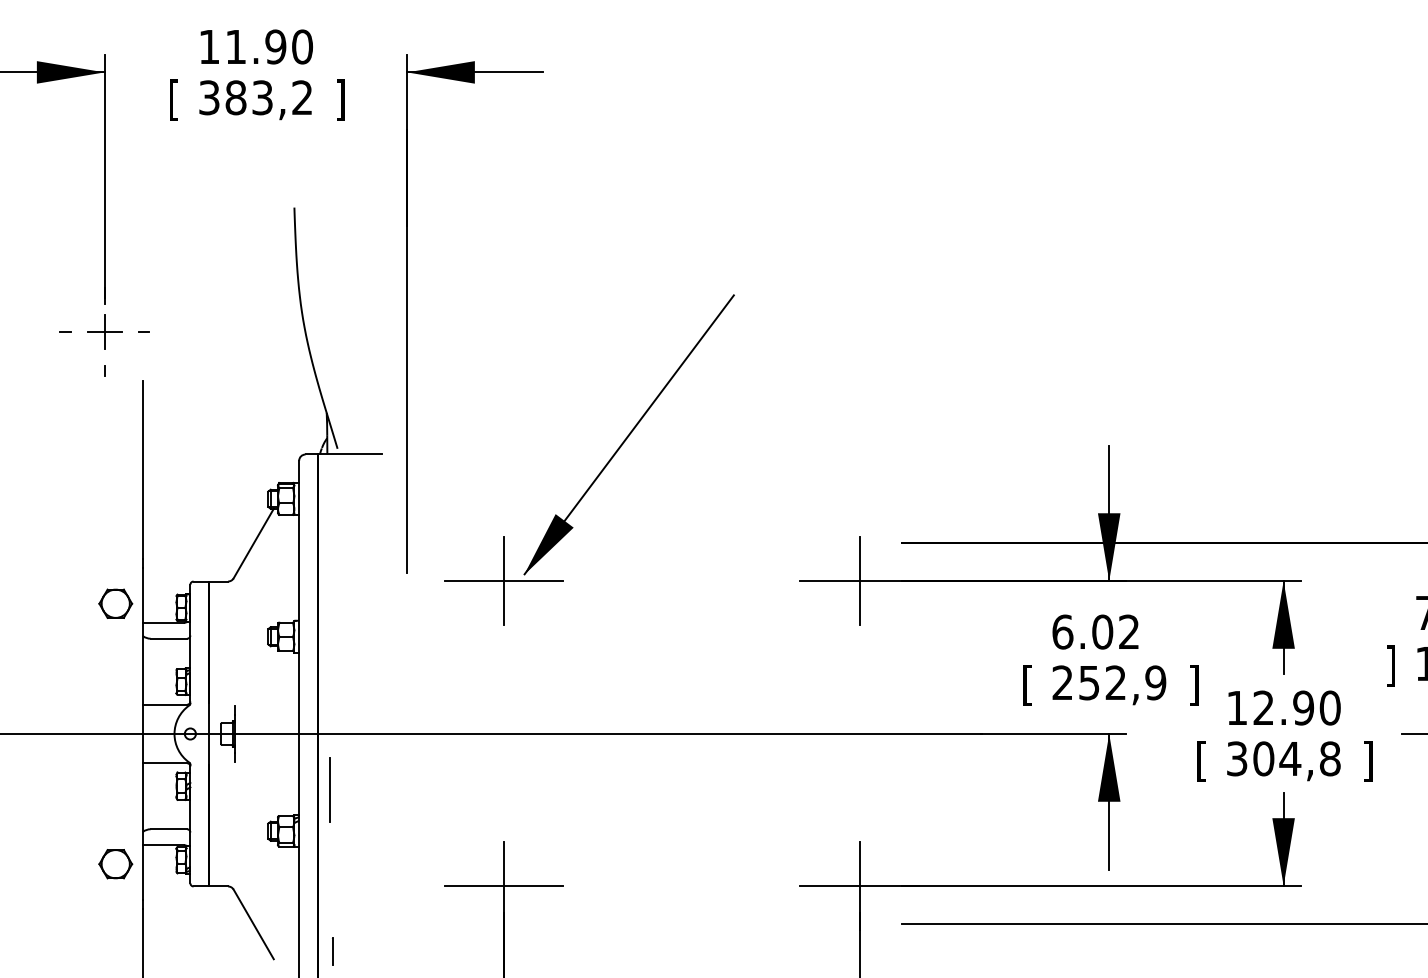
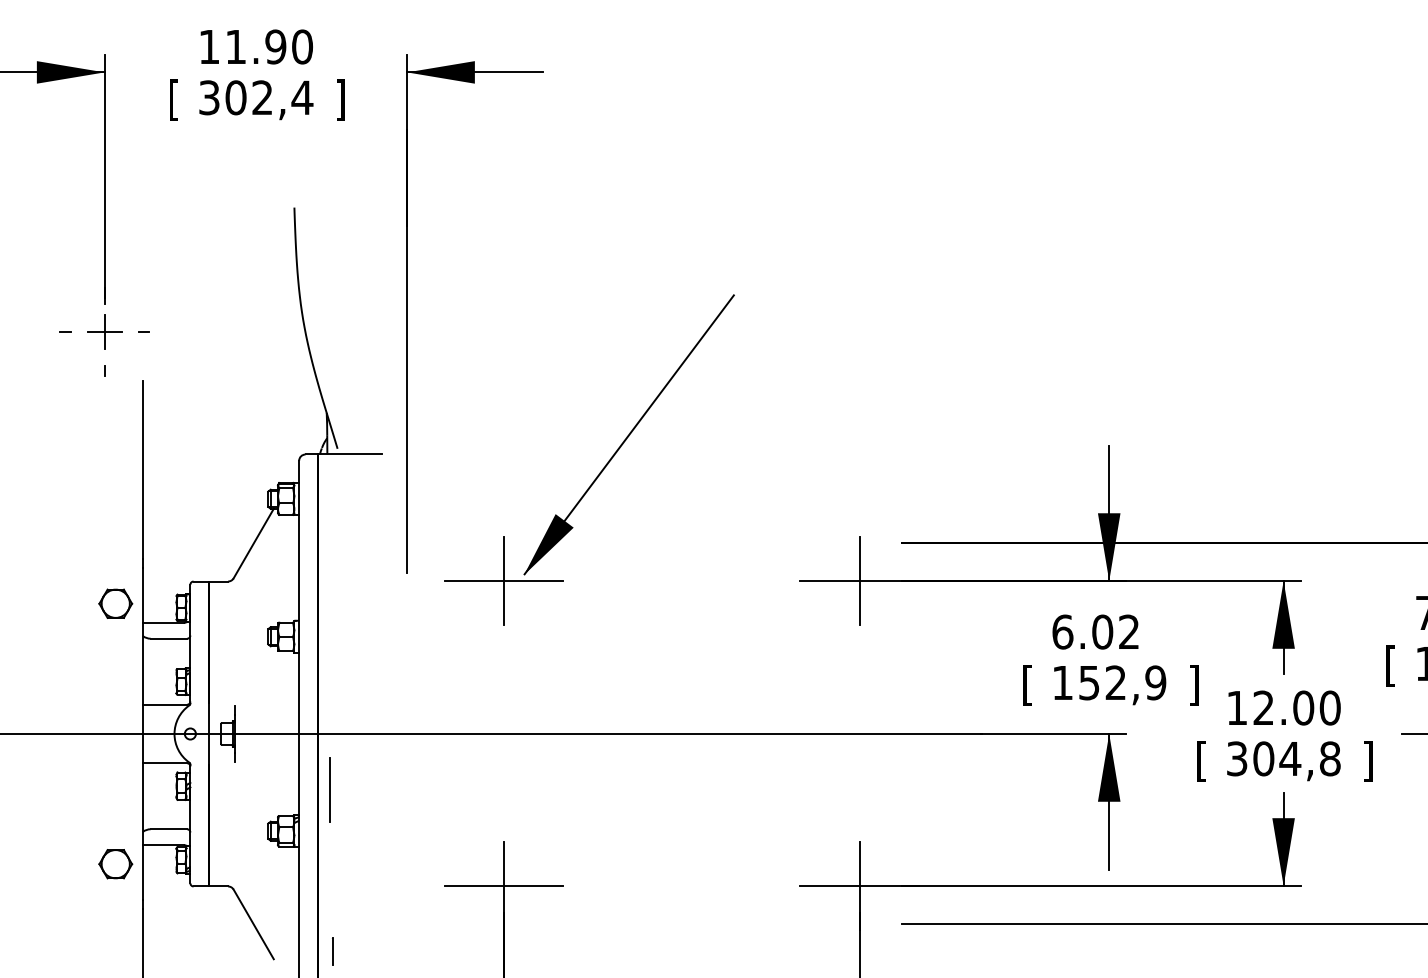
text: 383,2 -> 302,4 (269, 97)
text: ] -> [ (1390, 665)
text: 252,9 -> 152,9 (1062, 682)
text: 12.90 -> 12.00 (1303, 707)
